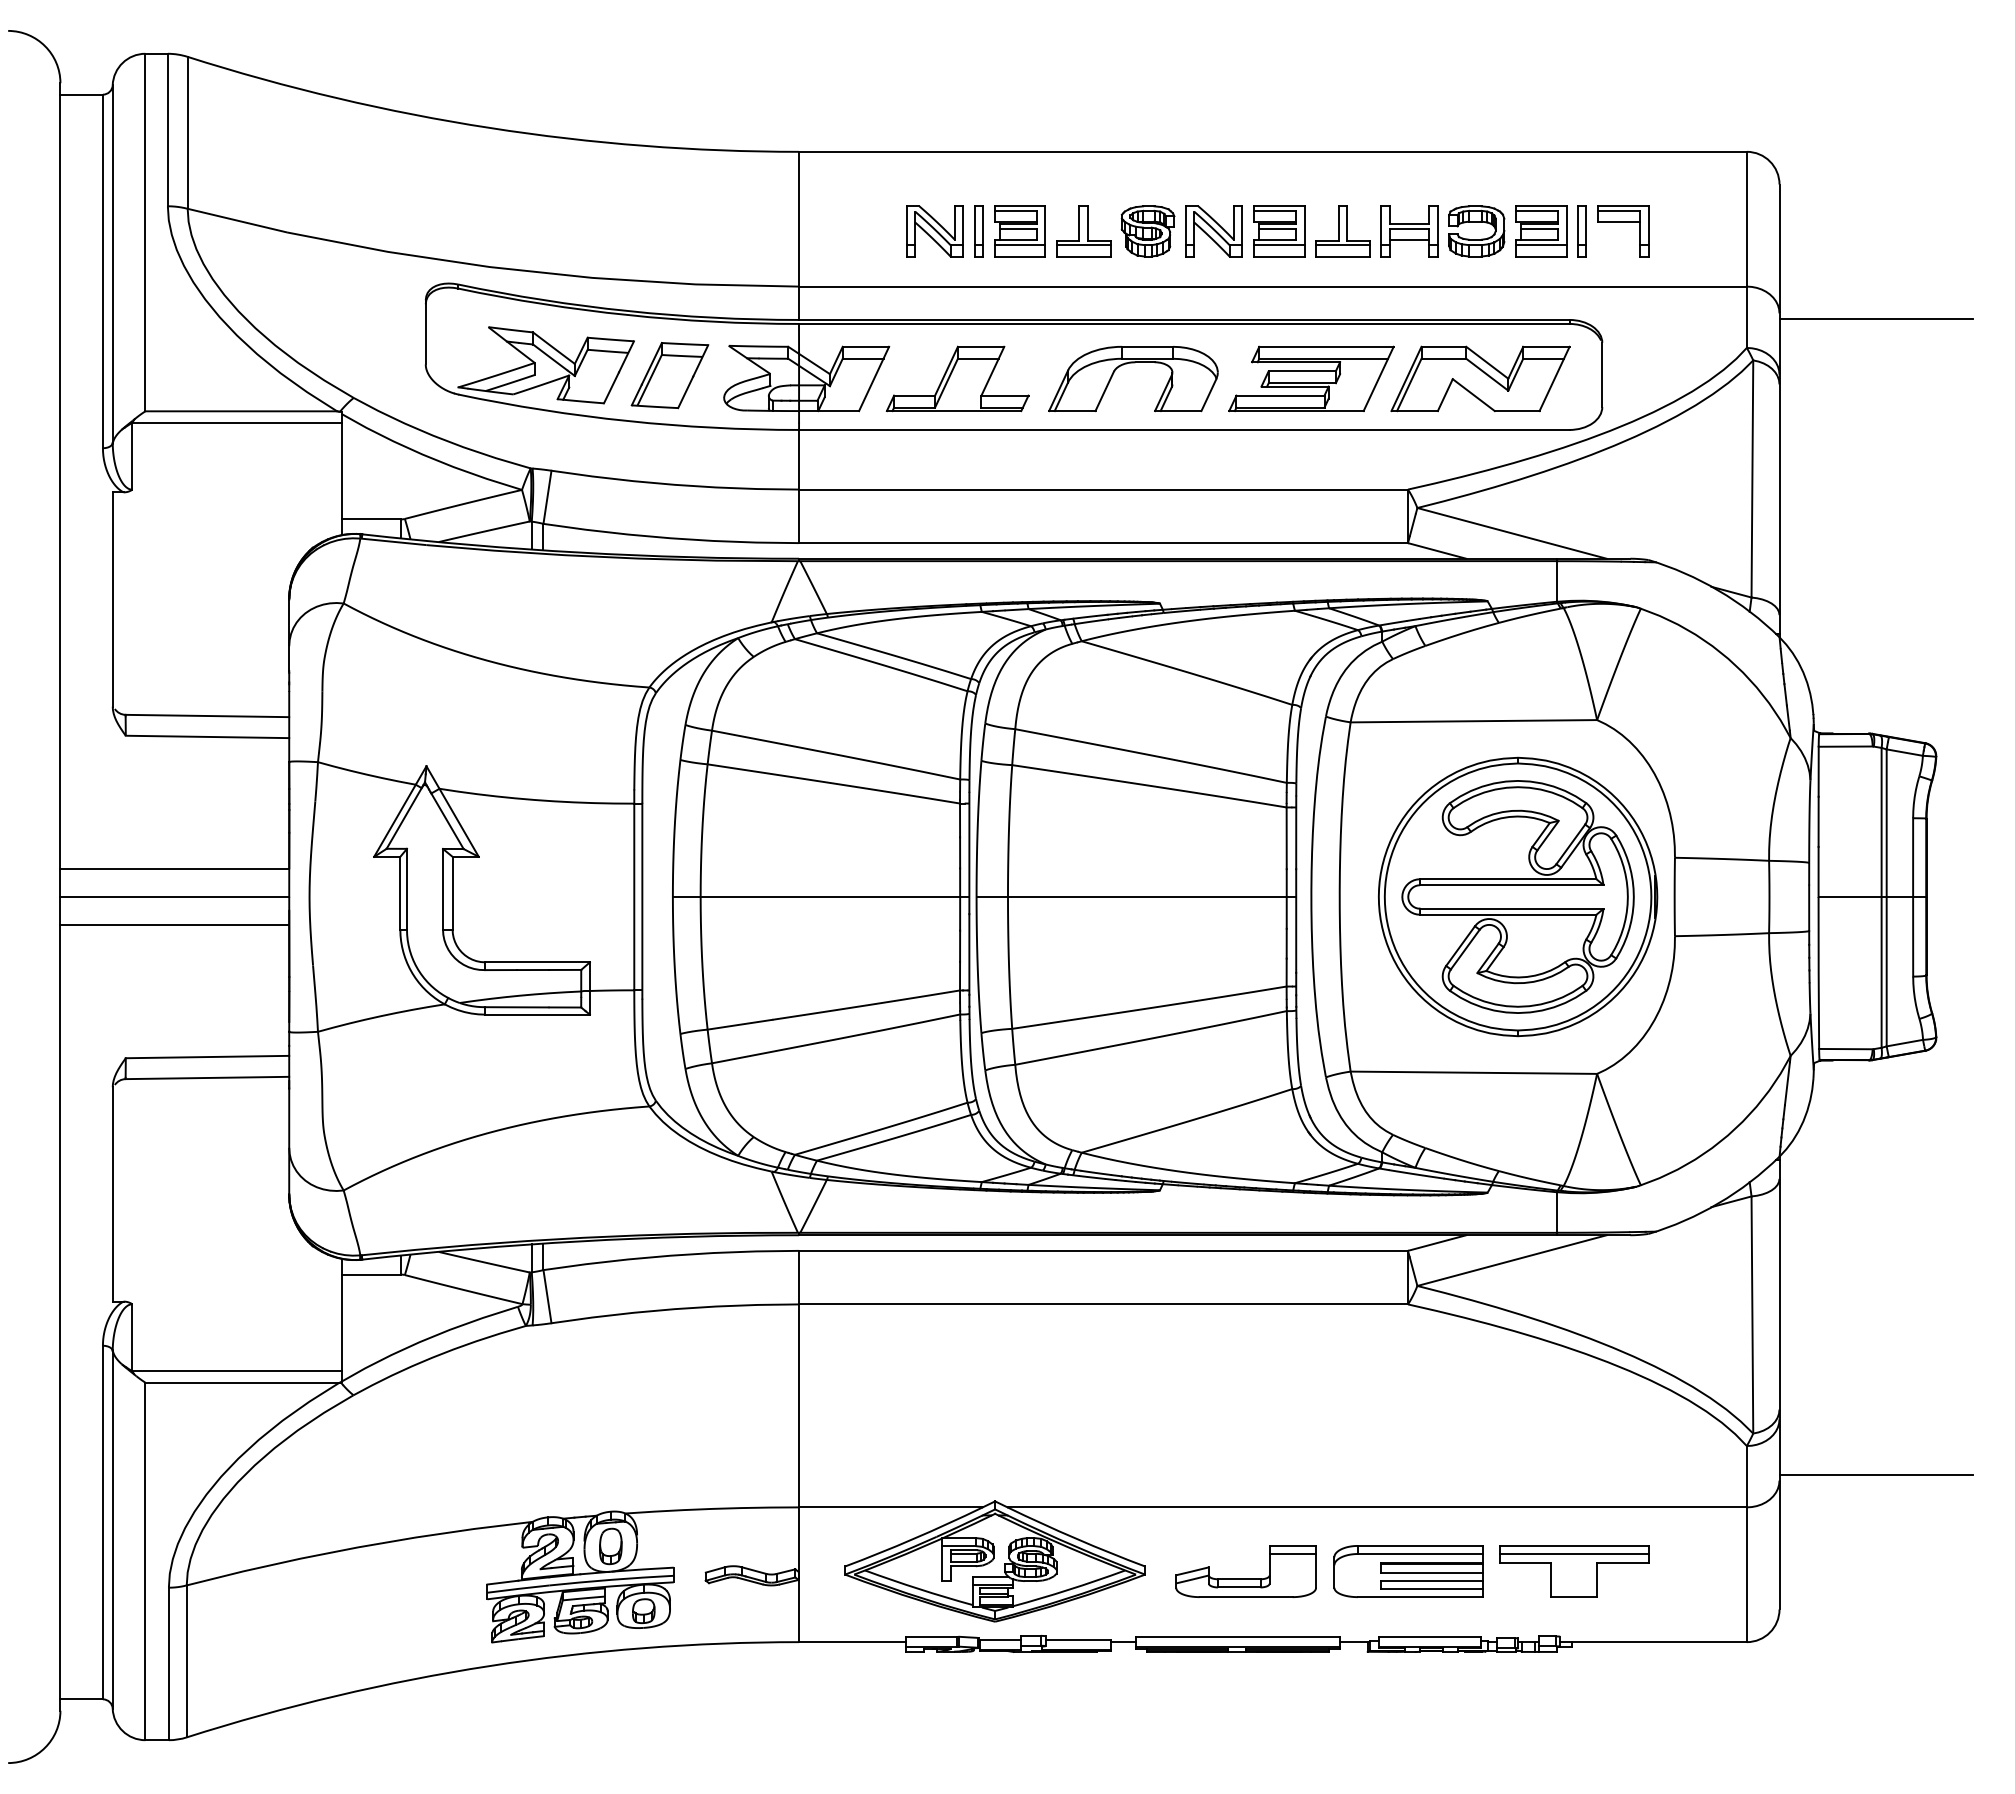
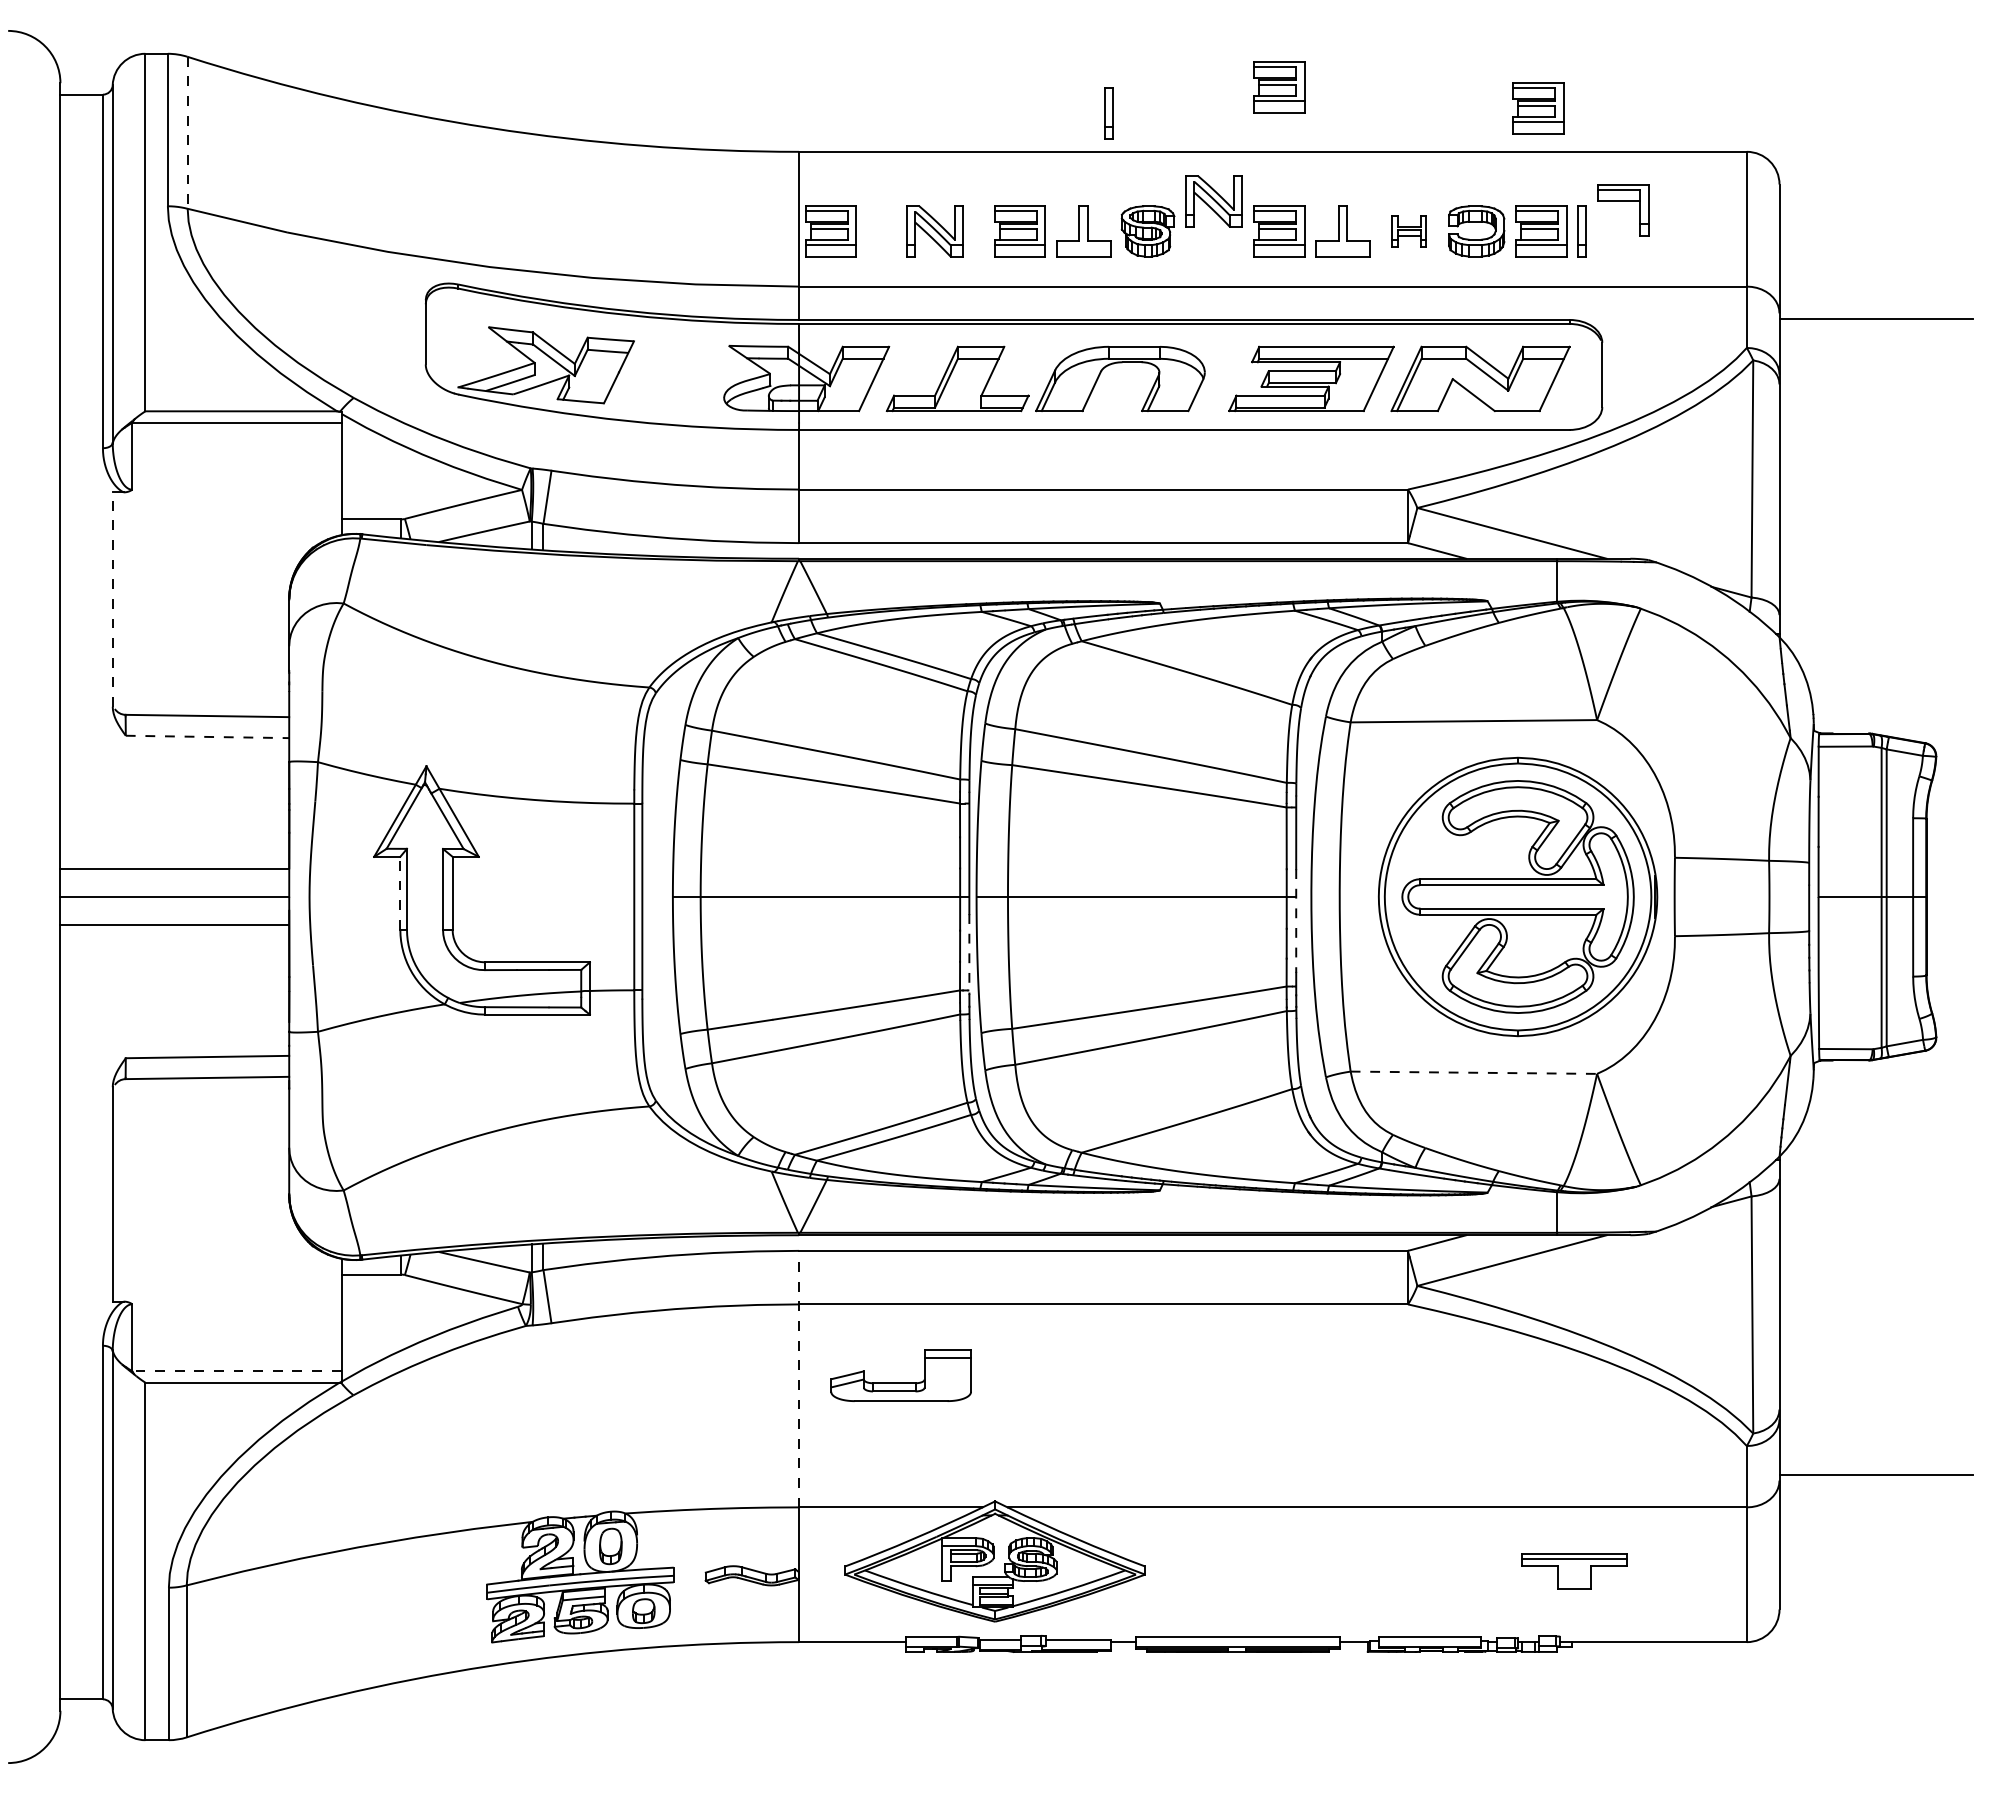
part: none -> present (1279, 87)
part: none -> present (1538, 108)
line: solid -> dashed (187, 132)
part position: (1623, 222) -> (1623, 201) (1623, 201)
part: none -> present (830, 231)
part position: (978, 231) -> (1108, 113) (1108, 113)
part position: (1213, 231) -> (1213, 201) (1213, 201)
part size: 59x53 px -> 36x33 px (1408, 231)
line: present -> none (1083, 245)
line: present -> none (1342, 245)
part position: (1133, 363) -> (1120, 363) (1120, 363)
part: present -> none (669, 375)
line: solid -> dashed (112, 599)
line: solid -> dashed (207, 736)
line: solid -> dashed (400, 892)
line: solid -> dashed (1296, 921)
line: solid -> dashed (969, 954)
line: solid -> dashed (1474, 1072)
line: solid -> dashed (236, 1371)
line: solid -> dashed (799, 1378)
part: present -> none (1408, 1571)
part size: 151x53 px -> 107x37 px (1574, 1571)
part position: (1245, 1578) -> (900, 1382) (900, 1382)
